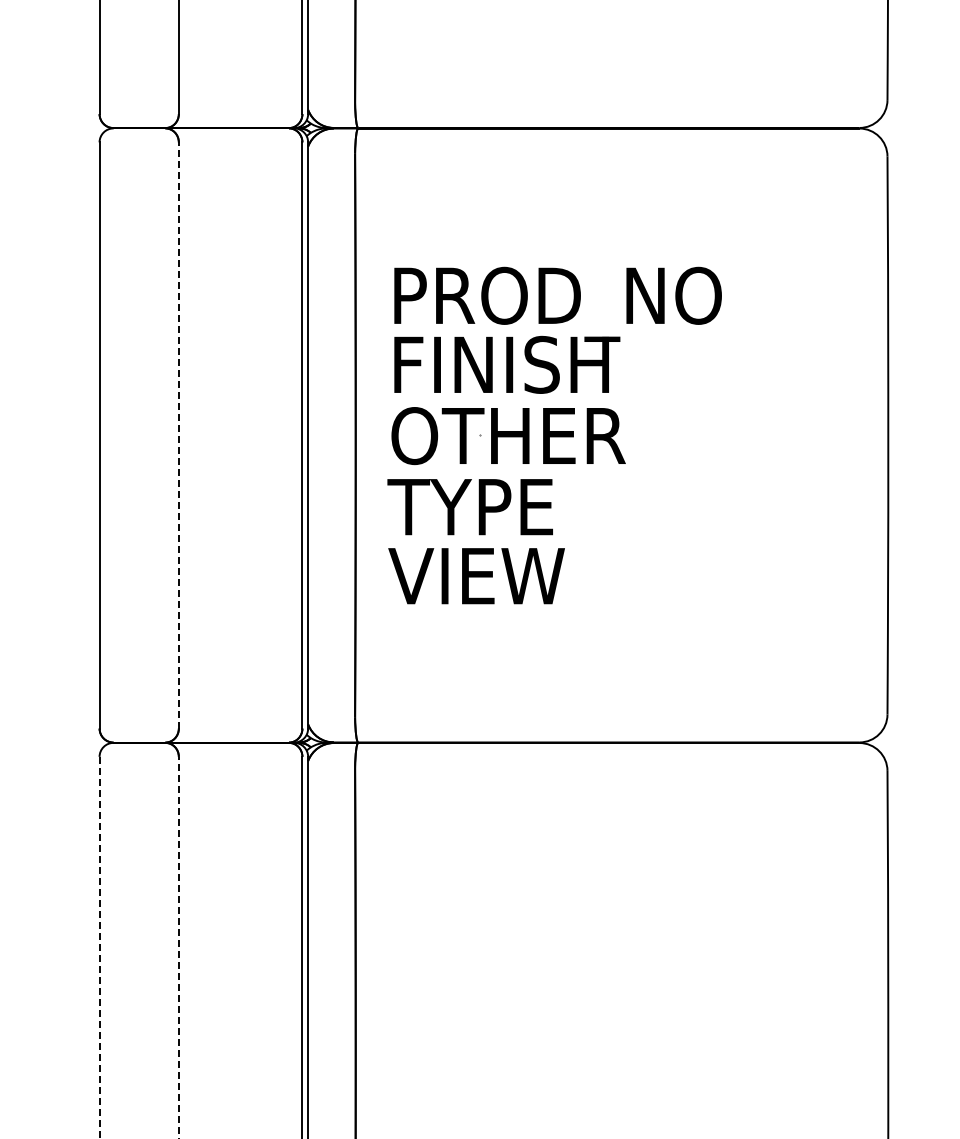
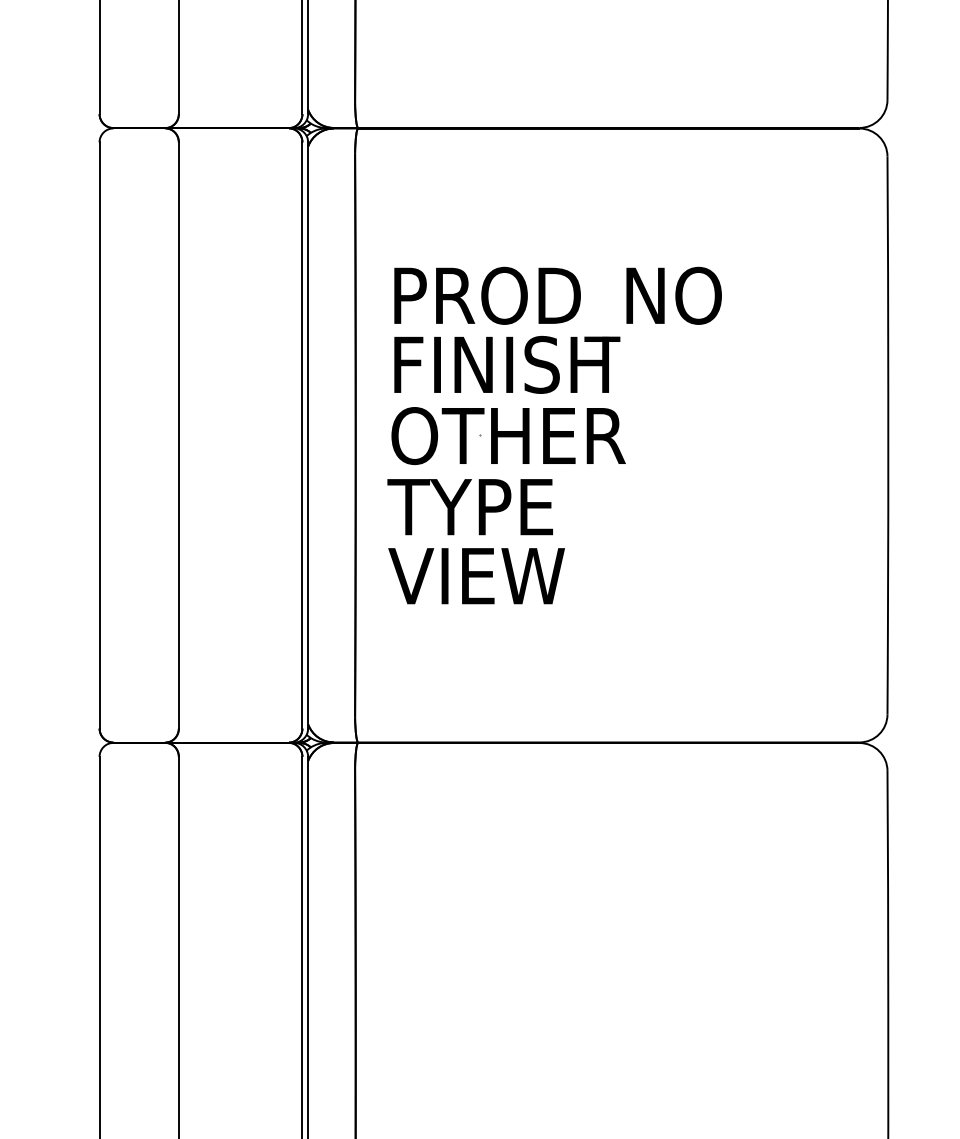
line: dashed -> solid (178, 435)
line: dashed -> solid (99, 947)
line: dashed -> solid (178, 947)
